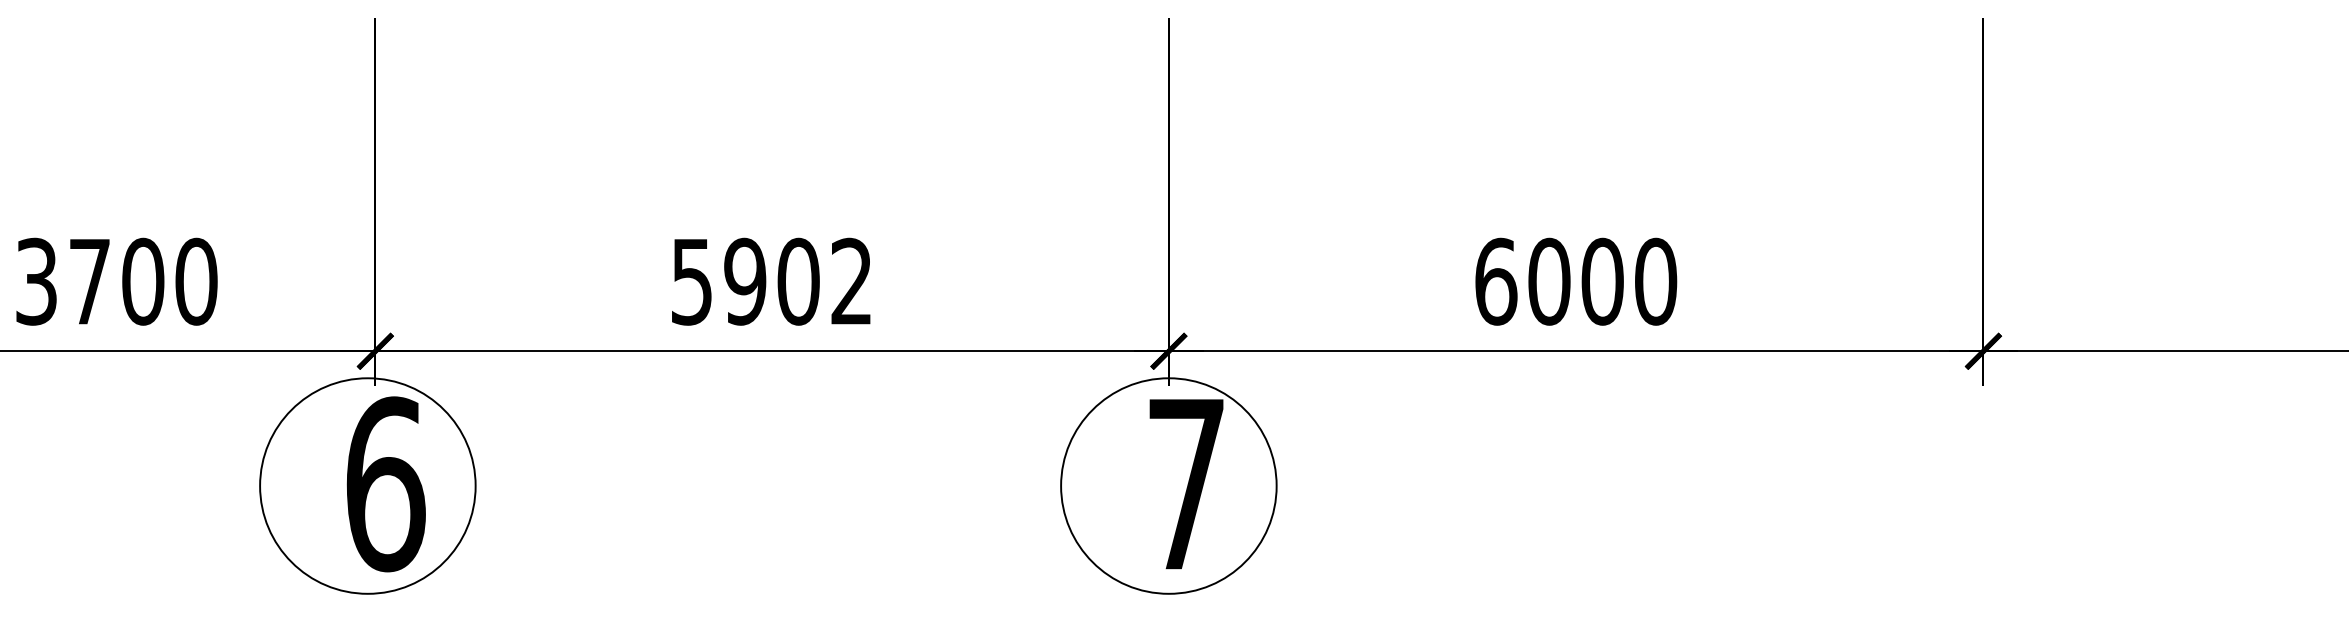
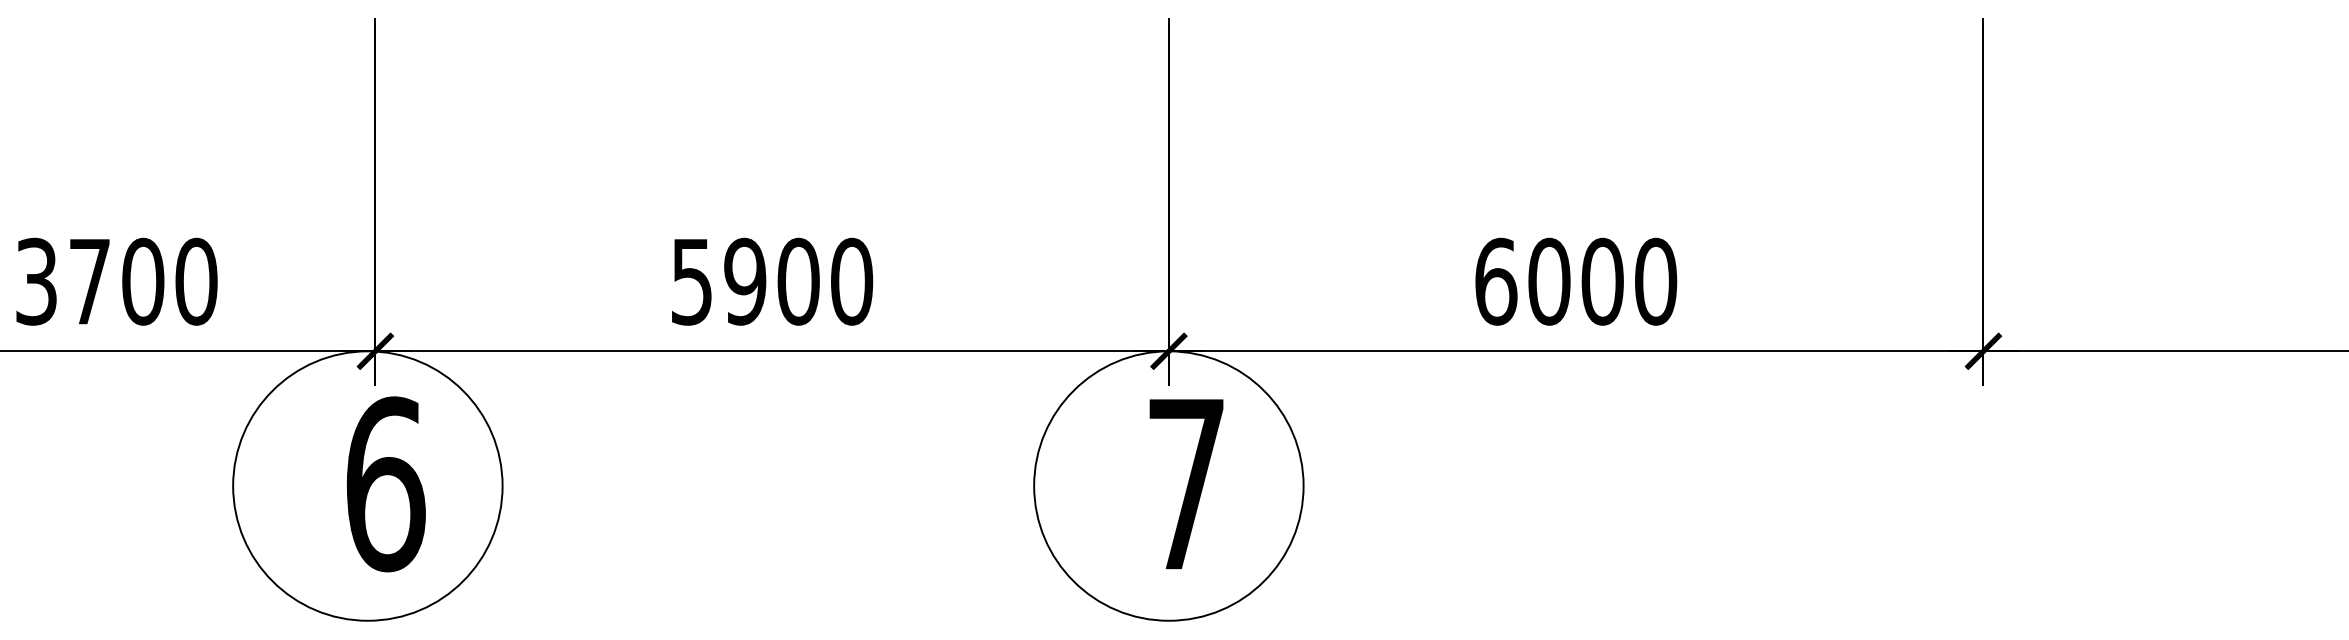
text: 5902 -> 5900 (852, 281)
circle diameter: 216 px -> 269 px (367, 485)
circle diameter: 216 px -> 269 px (1168, 485)
